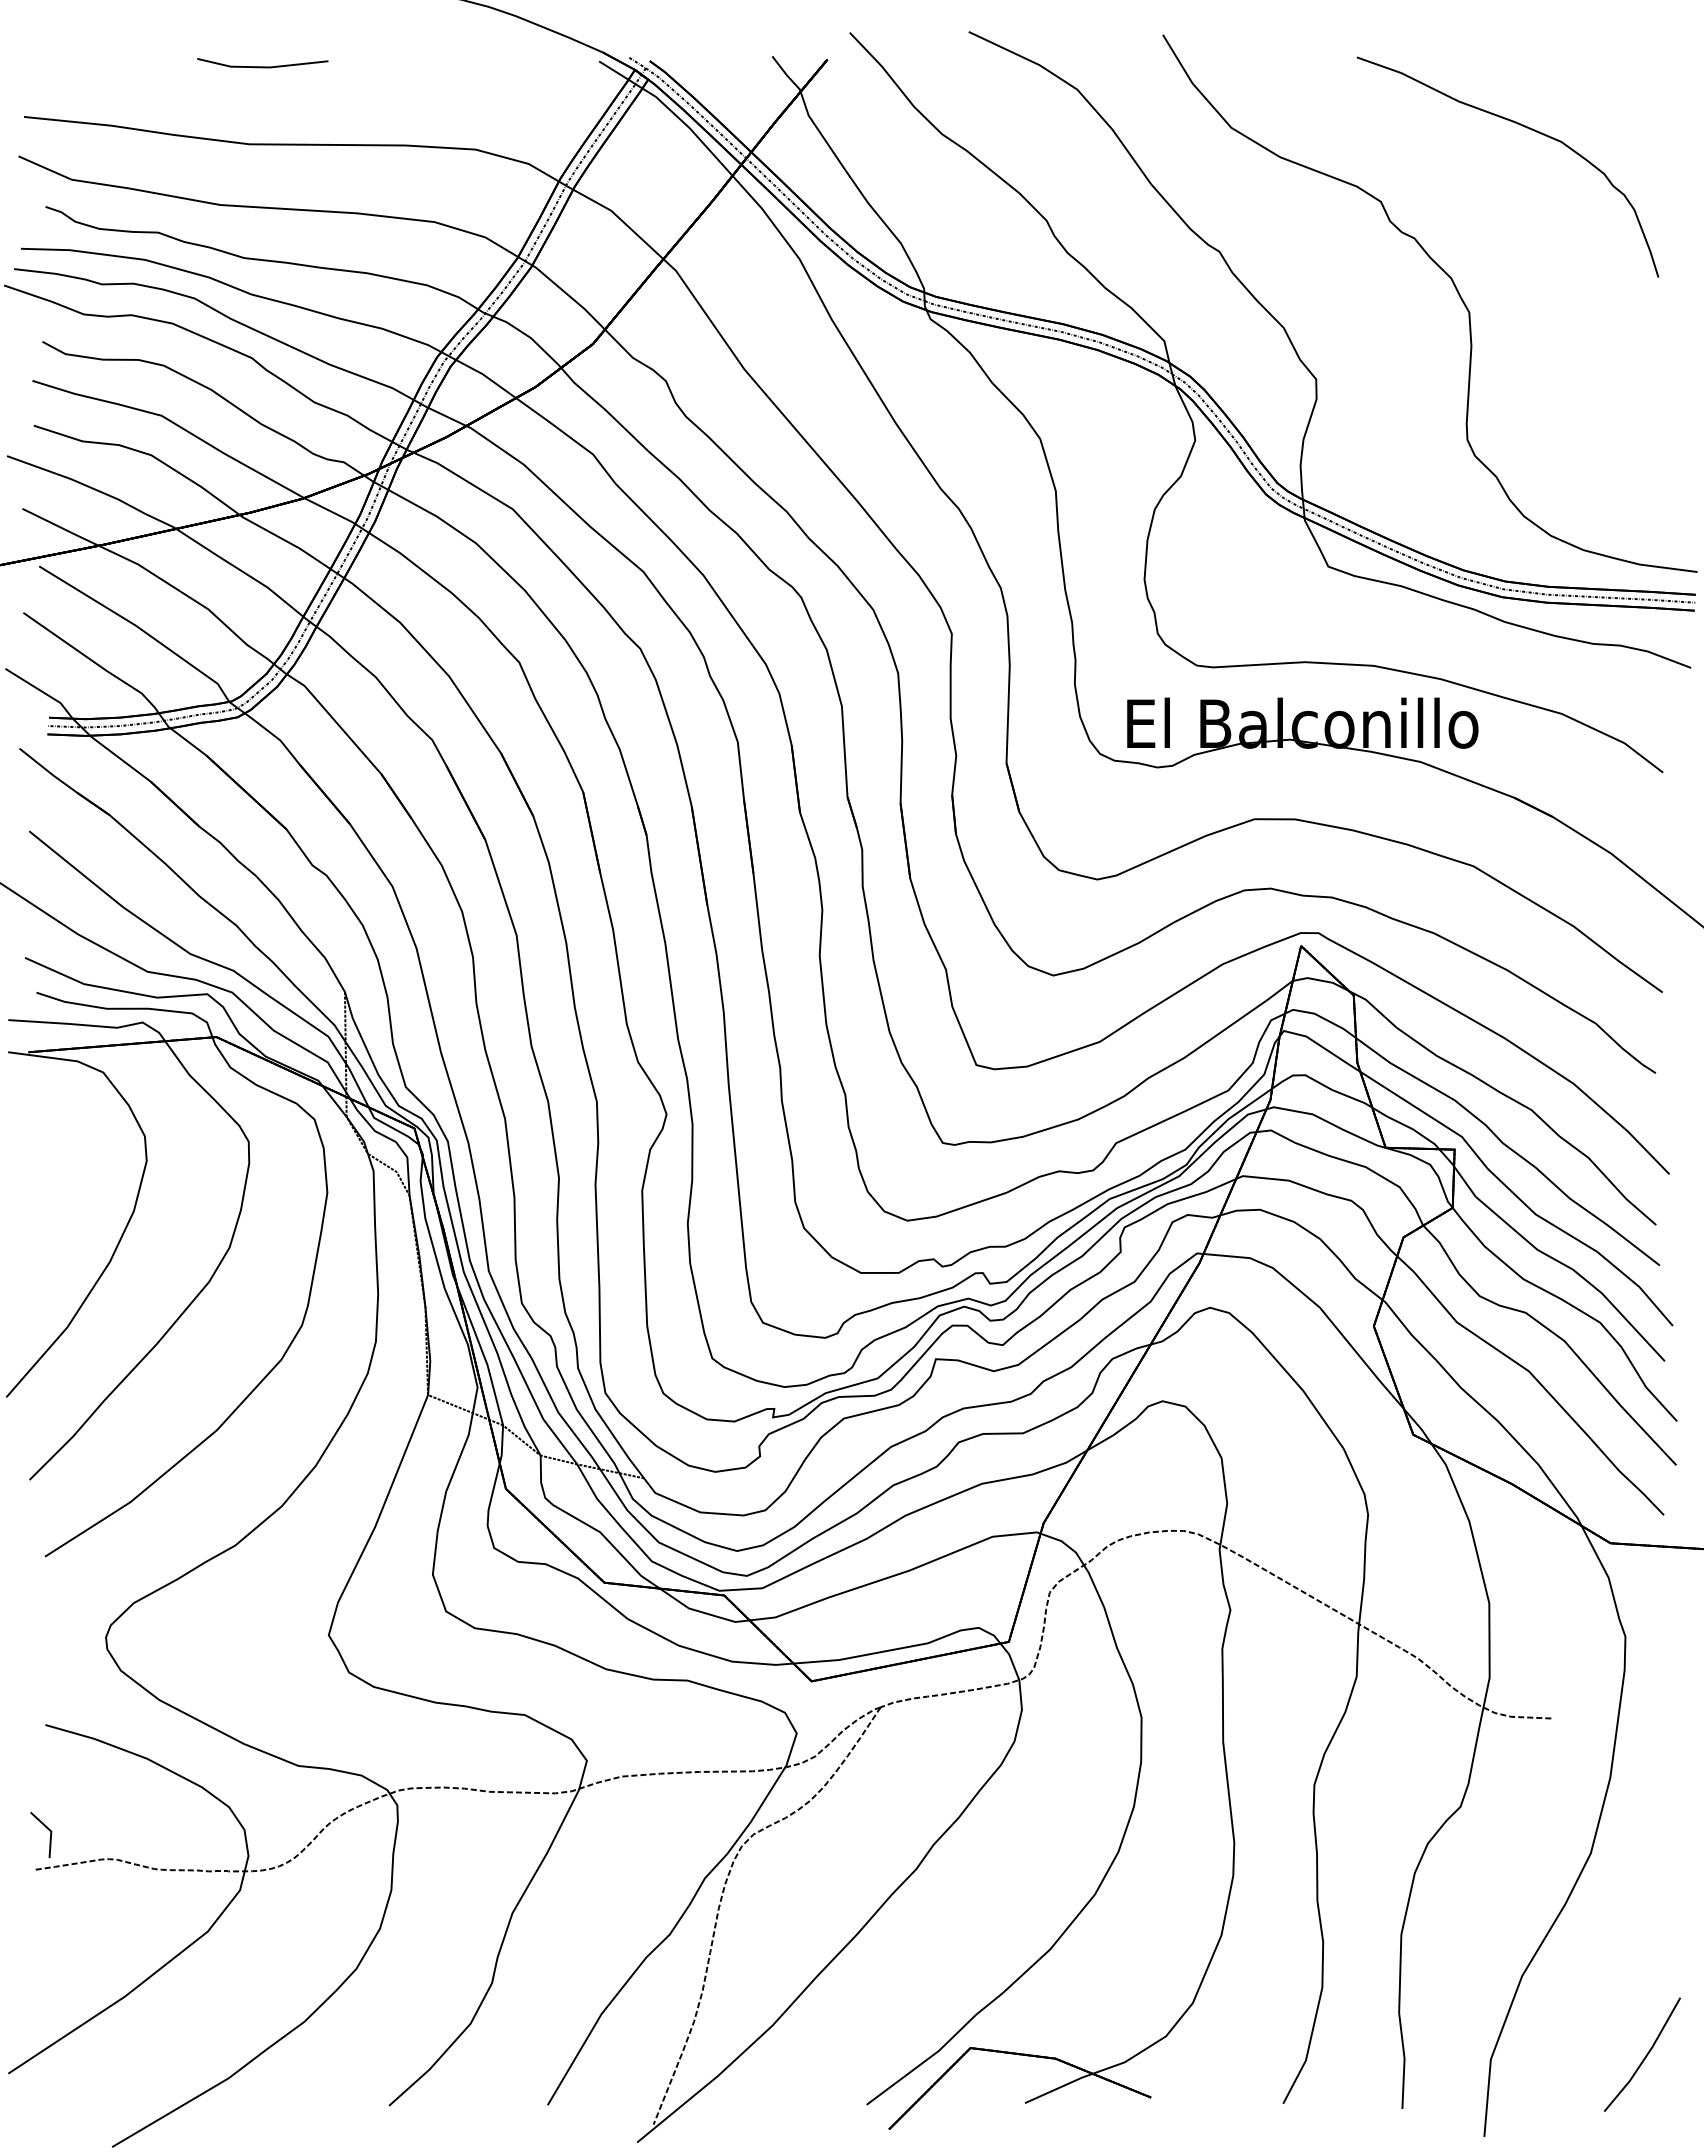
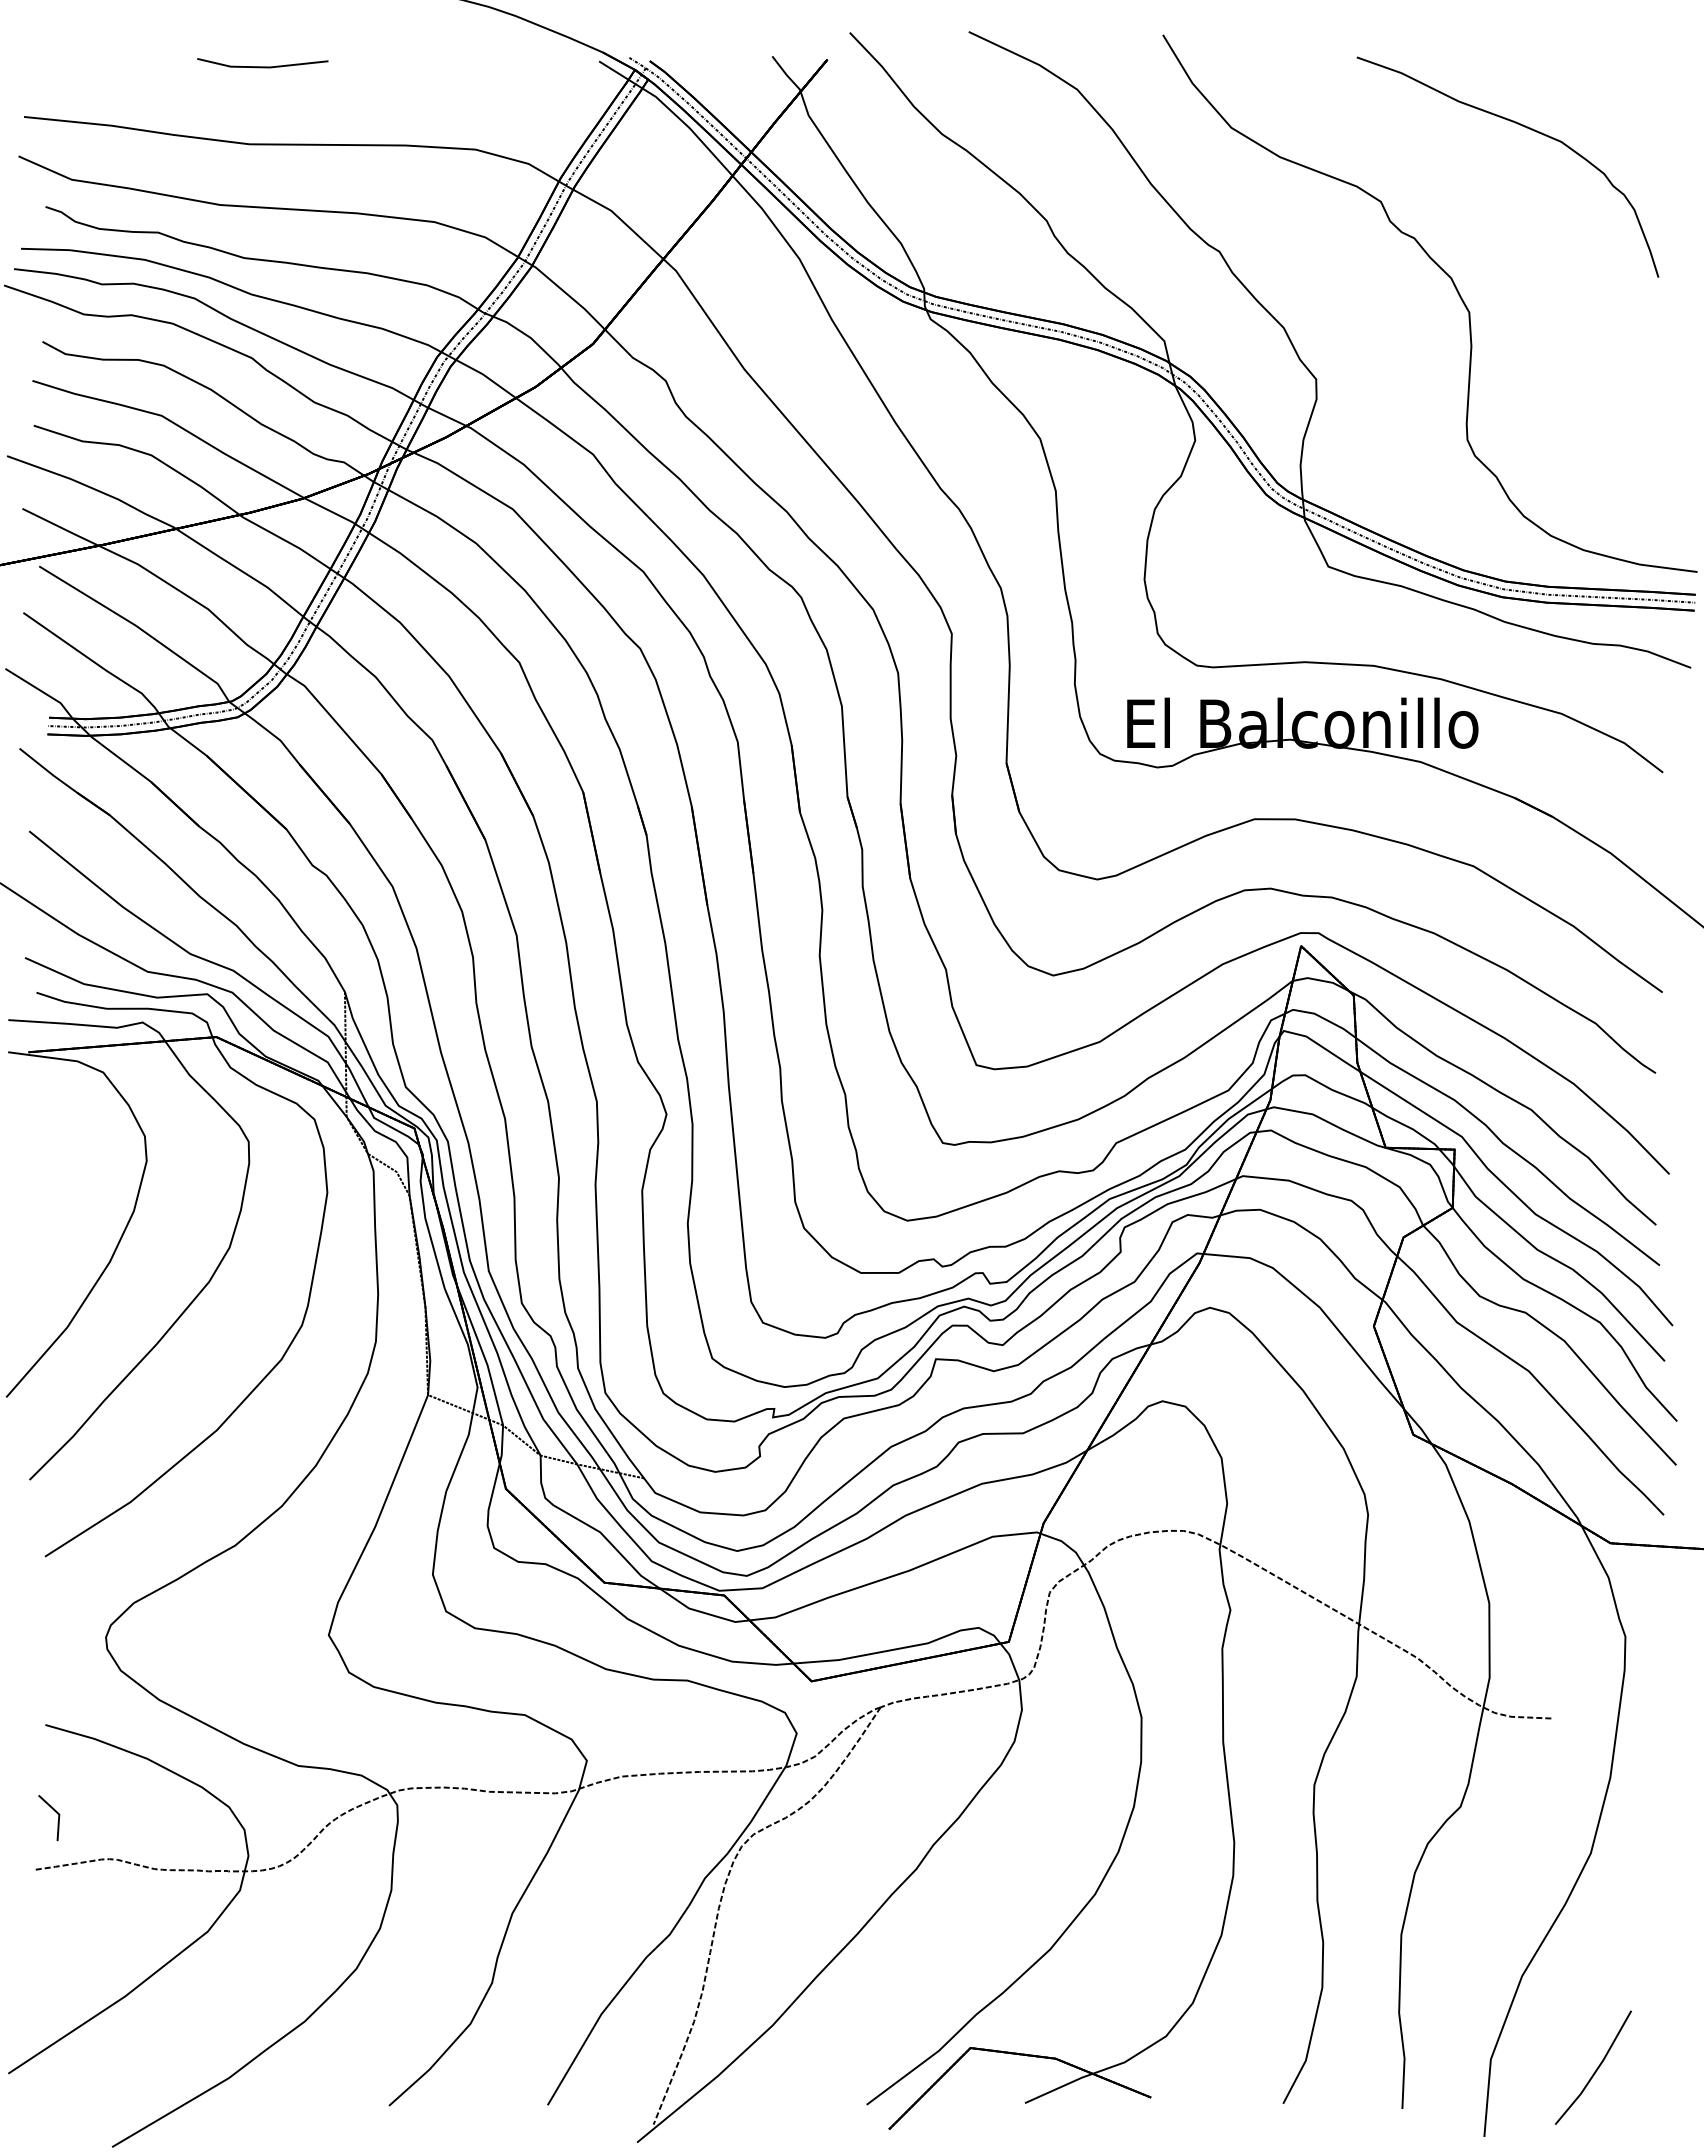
line position: (47, 1829) -> (55, 1812) (55, 1812)
line position: (1645, 2055) -> (1596, 2068) (1596, 2068)
